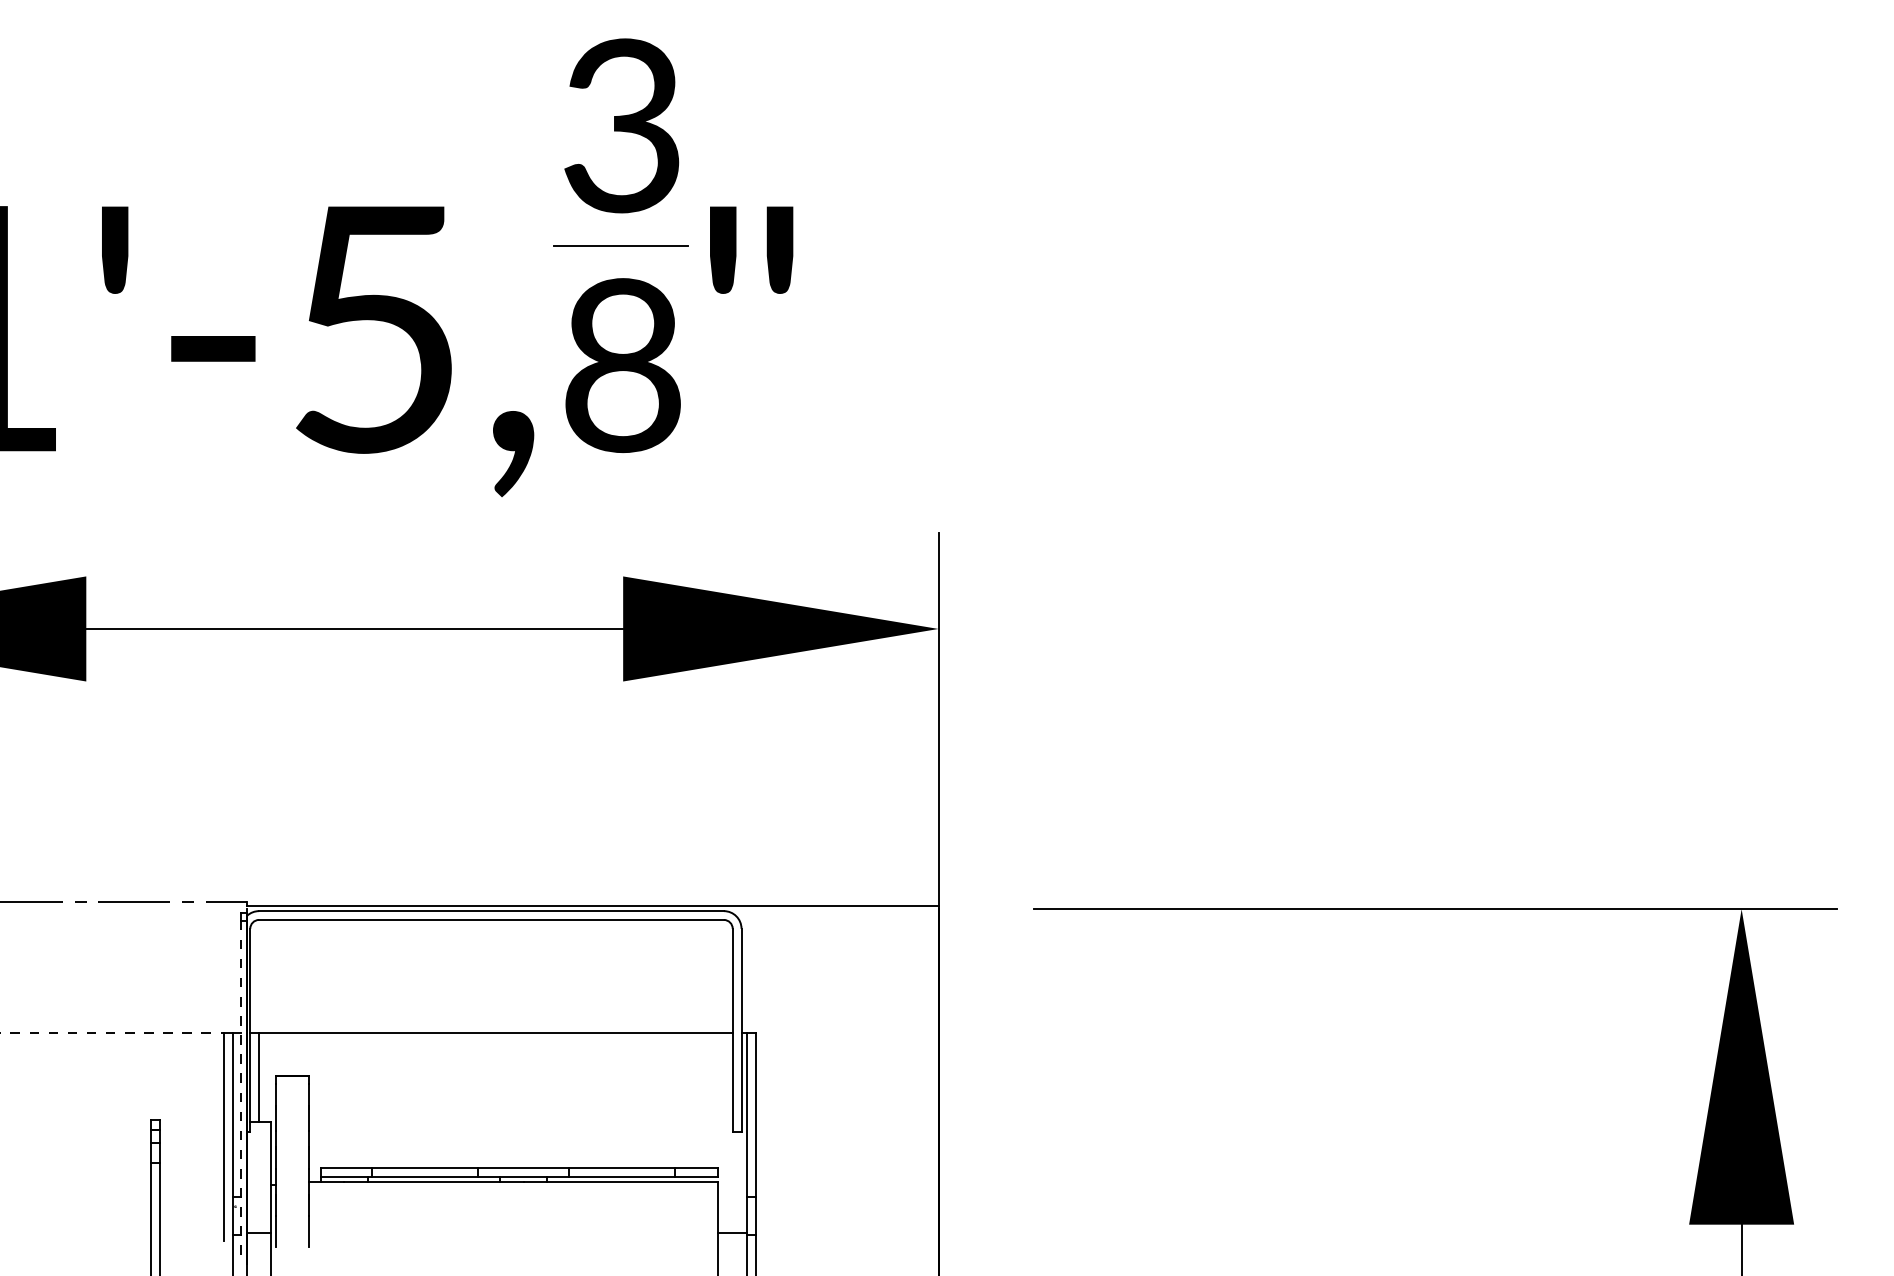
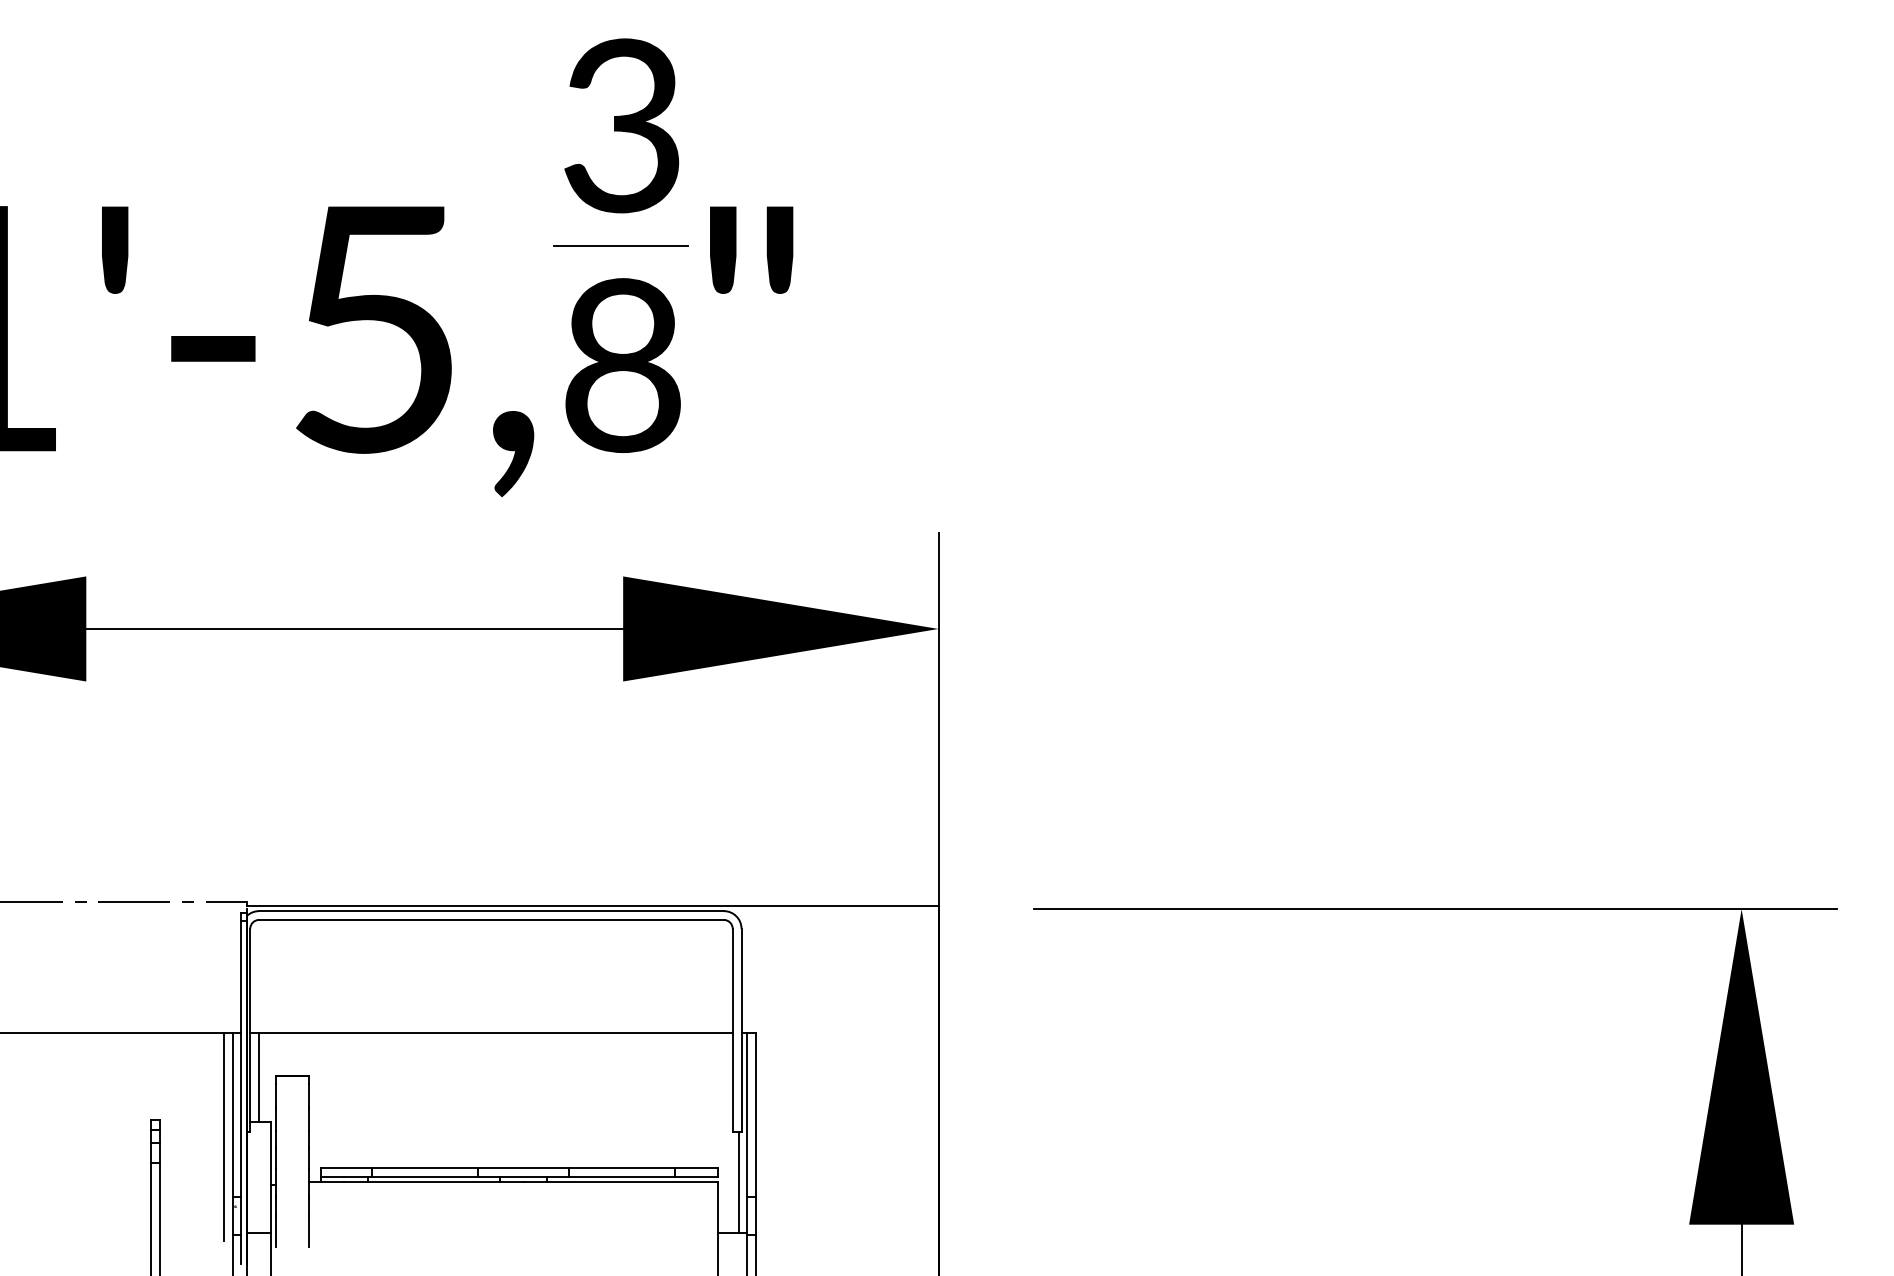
line: dashed -> solid (111, 1033)
line: dashed -> solid (241, 1092)
line: none -> present (738, 1182)
